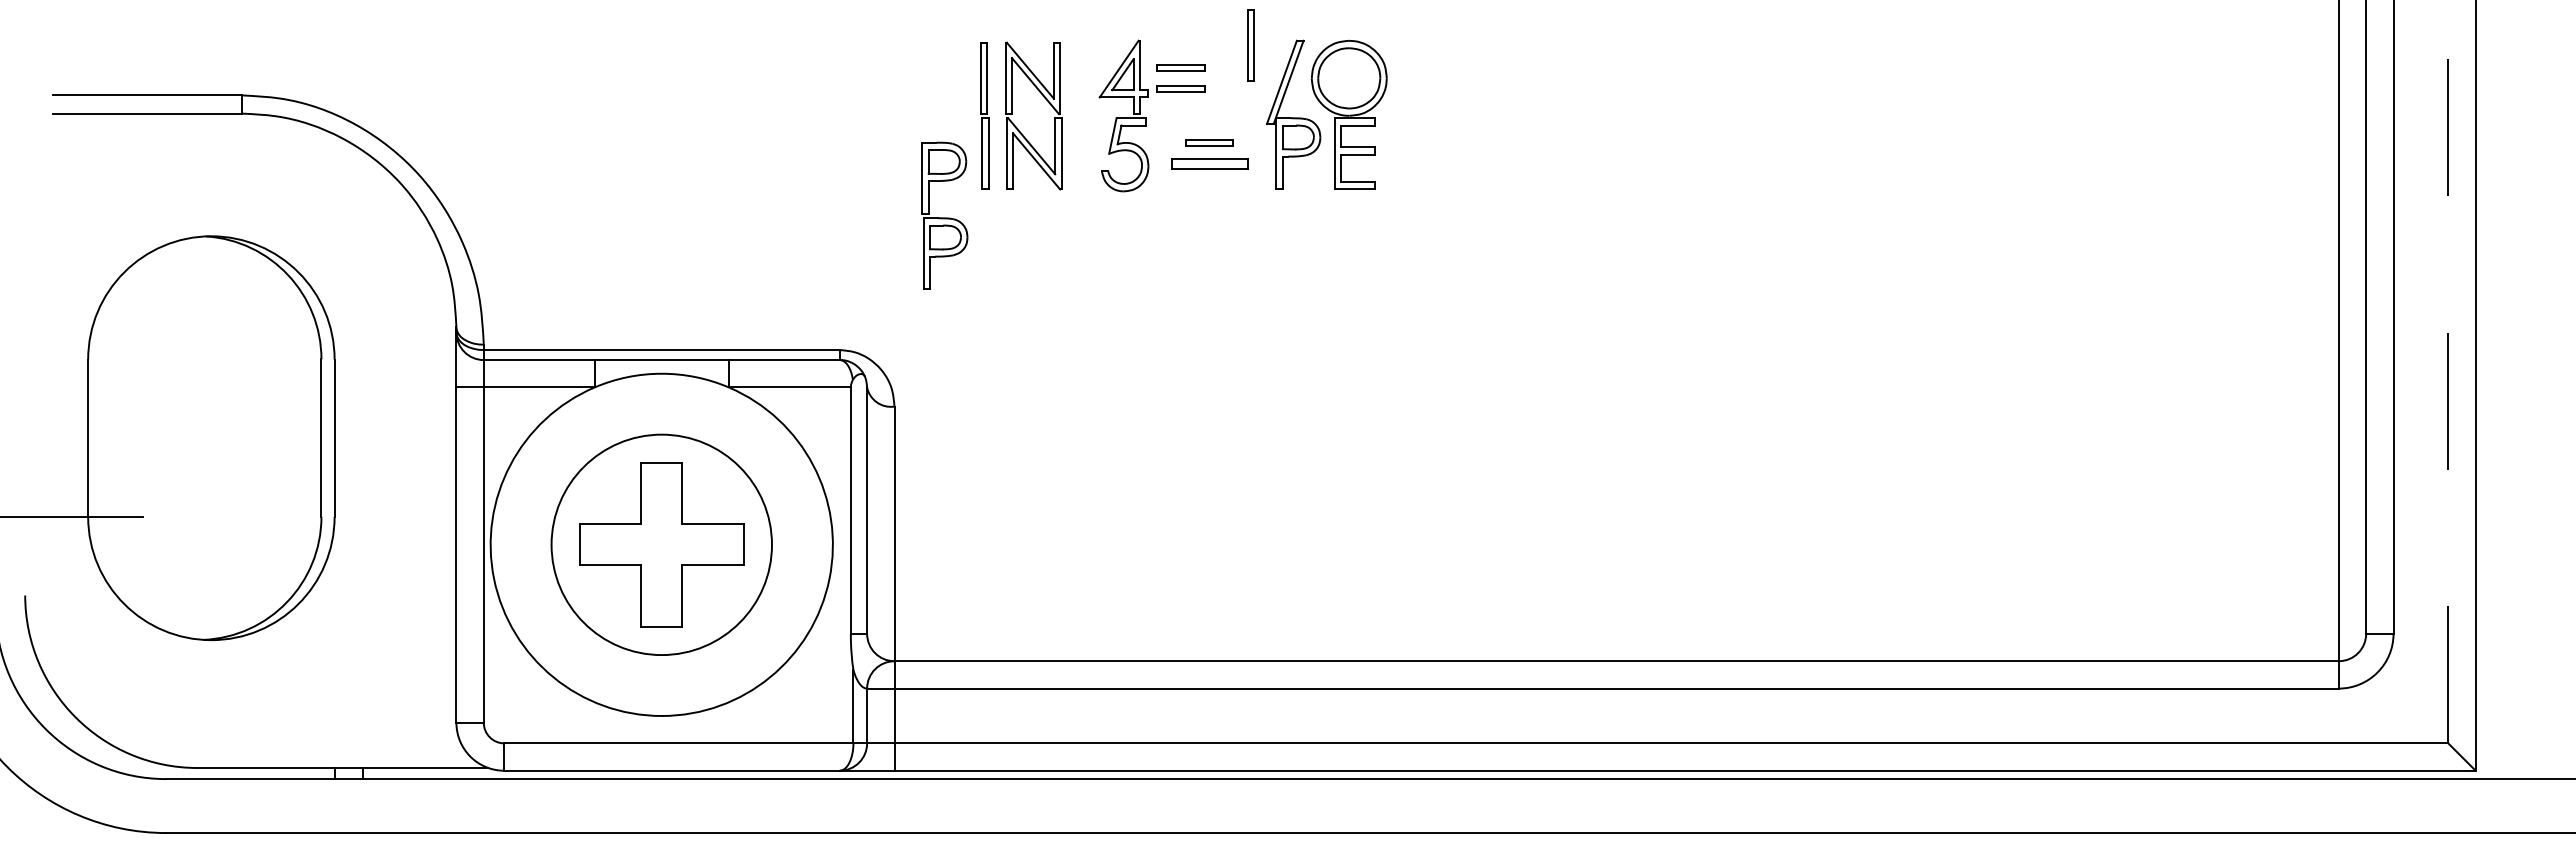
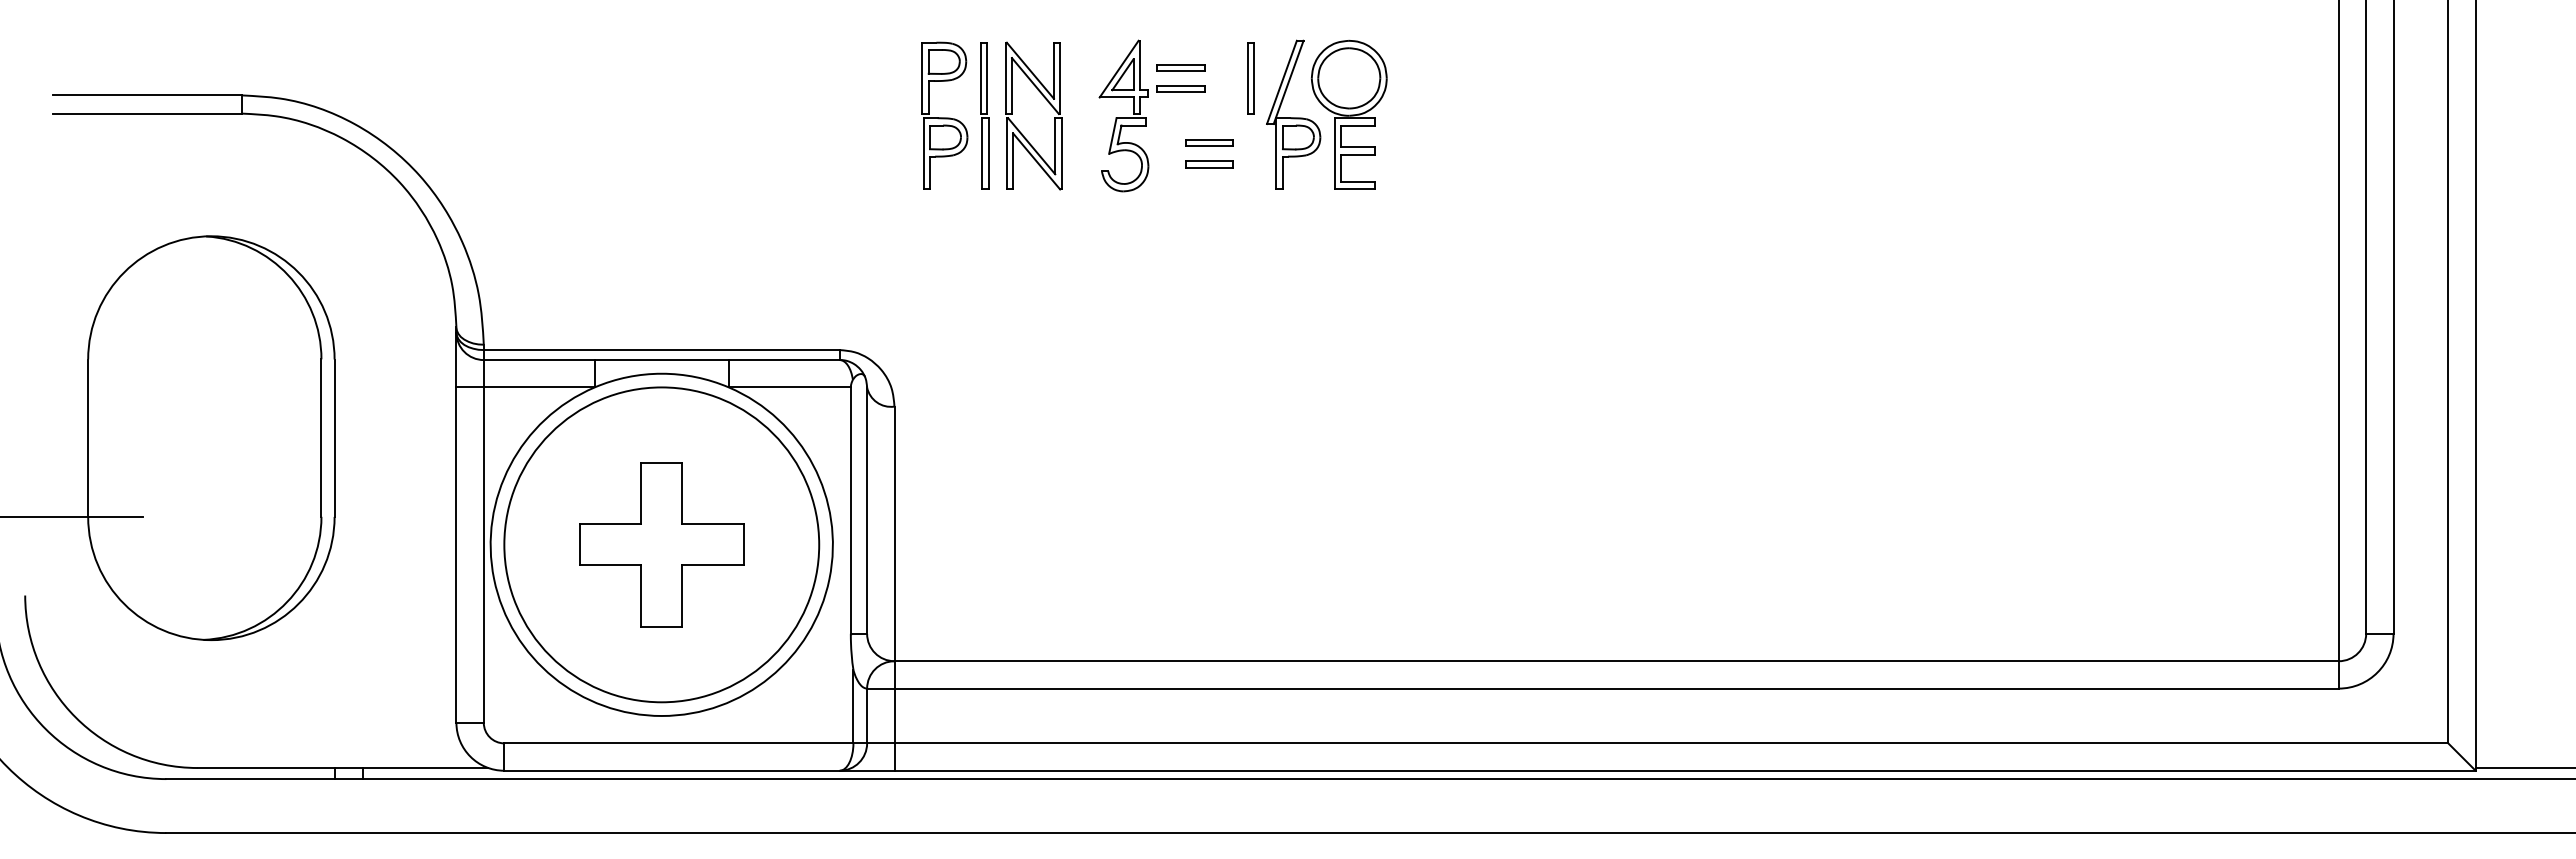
part position: (1250, 45) -> (1250, 78) (1250, 78)
part size: 78x12 px -> 49x9 px (1209, 164)
part position: (944, 215) -> (944, 115) (944, 115)
line: dashed -> solid (2448, 371)
circle diameter: 220 px -> 315 px (661, 544)
line: none -> present (2523, 768)
